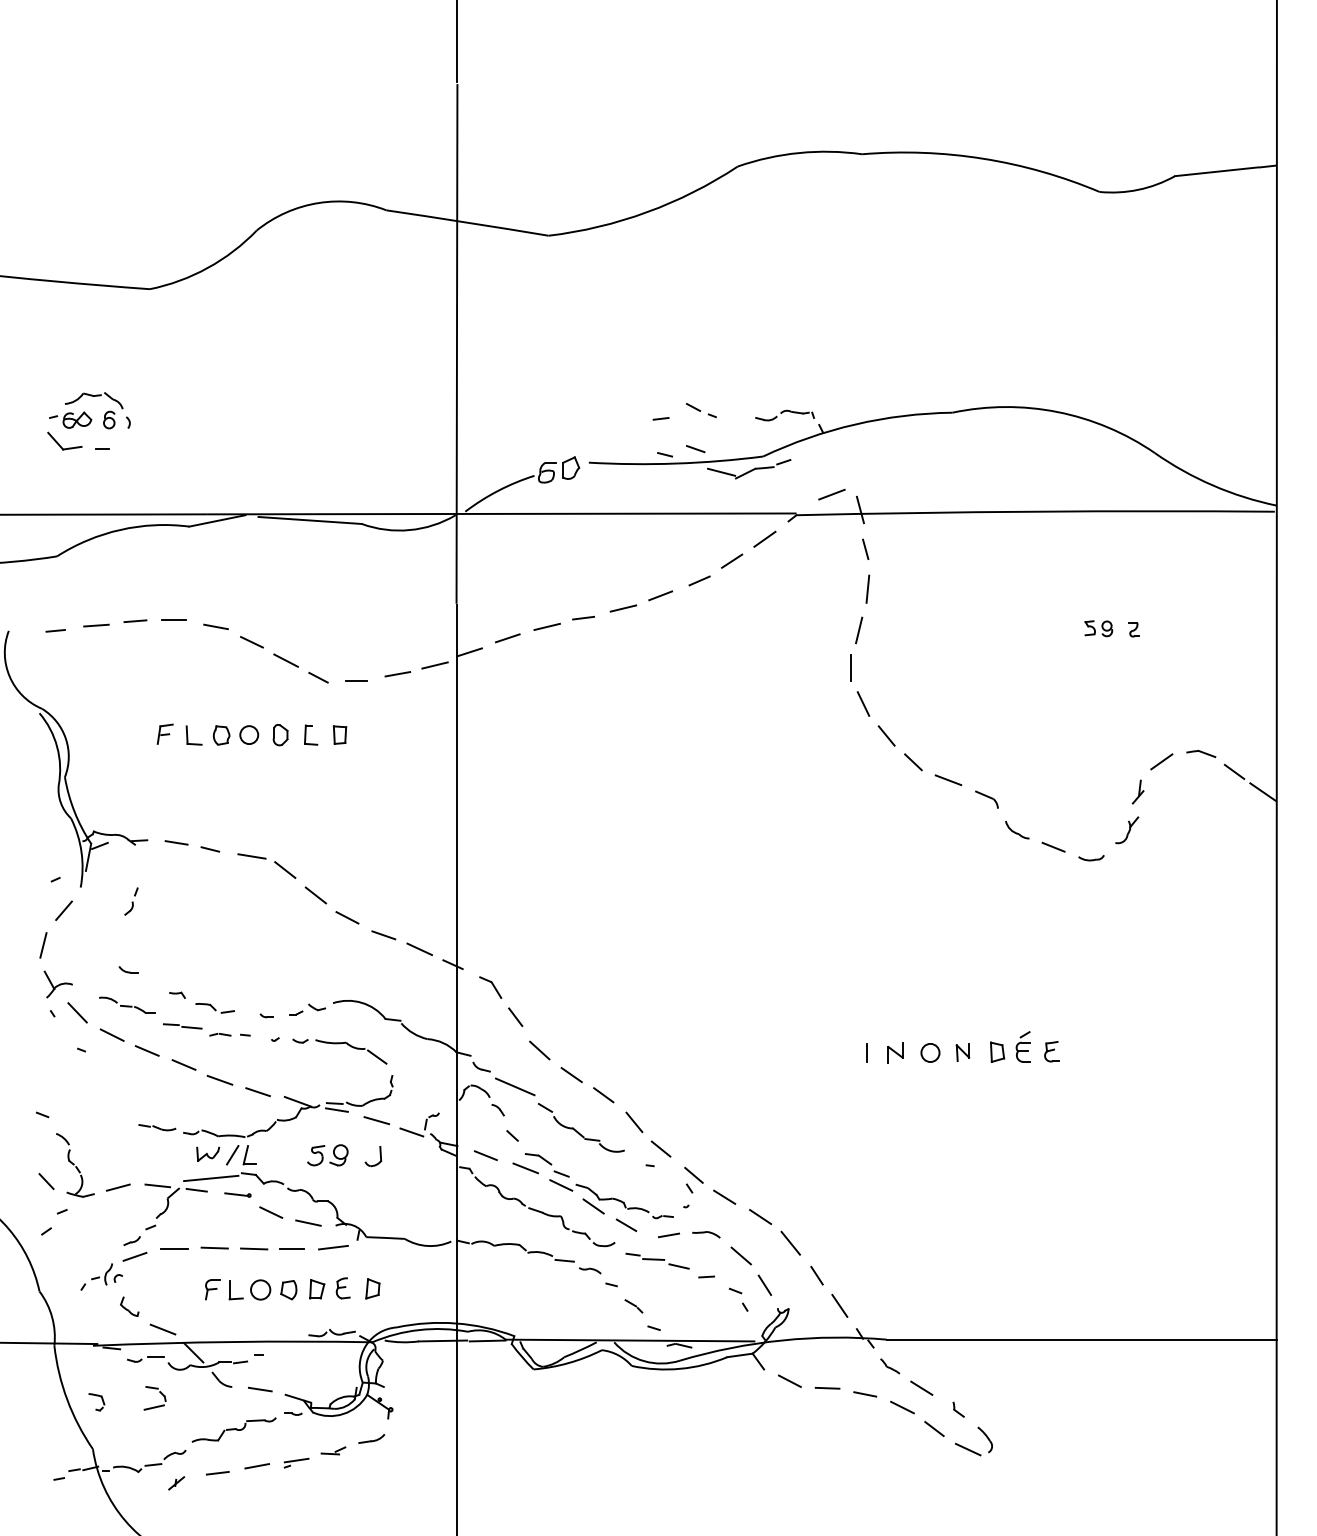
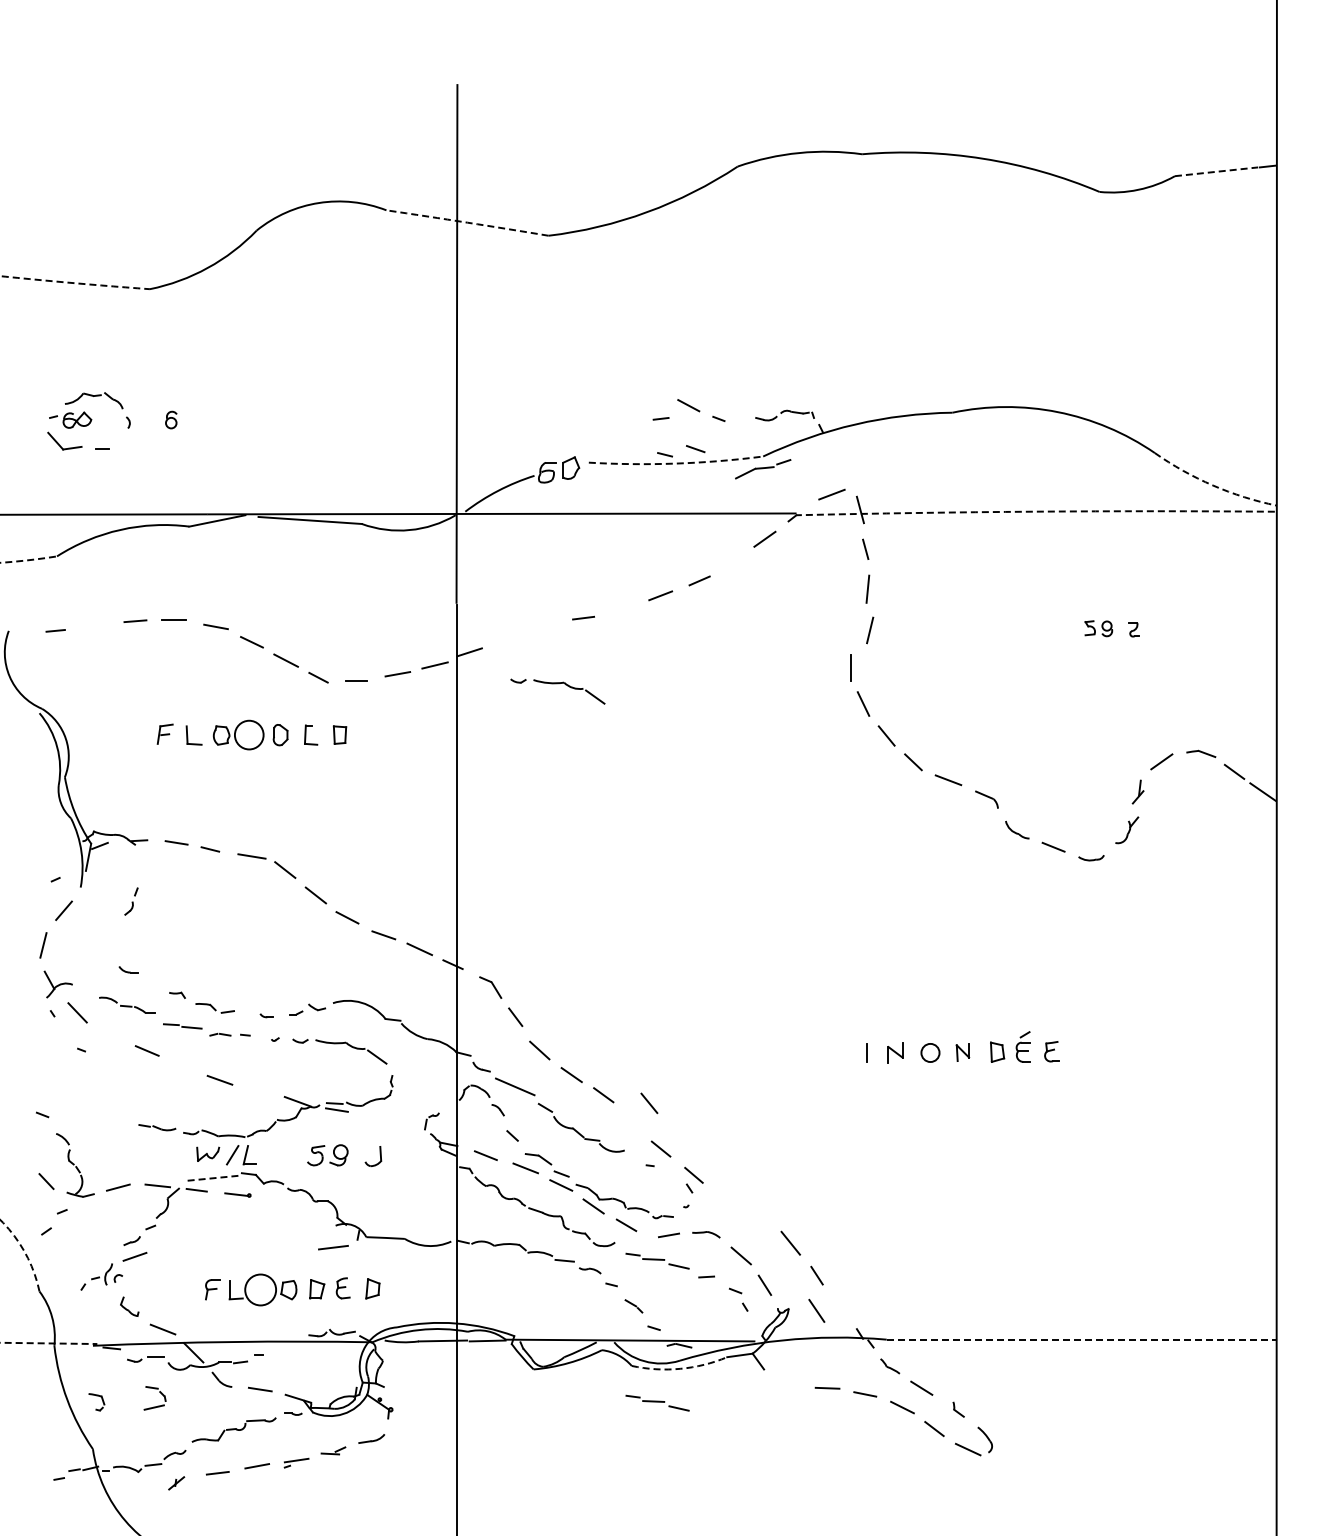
line: present -> none (457, 42)
line: solid -> dashed (1216, 171)
arc: solid -> dashed (467, 222)
arc: solid -> dashed (74, 283)
part size: 31x17 px -> 49x23 px (701, 410)
part position: (109, 419) -> (171, 419) (171, 419)
arc: solid -> dashed (676, 463)
line: present -> none (721, 471)
arc: solid -> dashed (1213, 485)
arc: solid -> dashed (1035, 511)
arc: solid -> dashed (28, 560)
line: present -> none (732, 560)
line: present -> none (623, 608)
line: present -> none (96, 625)
line: present -> none (546, 626)
line position: (859, 630) -> (870, 630) (870, 630)
line: present -> none (507, 638)
part: none -> present (557, 684)
circle diameter: 18 px -> 29 px (248, 734)
line: present -> none (111, 1034)
line: present -> none (183, 1064)
line: present -> none (257, 1092)
line: present -> none (376, 1120)
line position: (634, 1122) -> (649, 1103) (649, 1103)
line: present -> none (411, 1132)
line: solid -> dashed (210, 1178)
line: present -> none (724, 1196)
line: present -> none (271, 1212)
line: present -> none (760, 1217)
line: present -> none (308, 1222)
line: present -> none (214, 1247)
line: present -> none (174, 1248)
line: present -> none (254, 1248)
line: present -> none (291, 1249)
arc: solid -> dashed (24, 1252)
circle diameter: 19 px -> 31 px (260, 1289)
line position: (839, 1305) -> (816, 1310) (816, 1310)
line: solid -> dashed (1082, 1339)
line: solid -> dashed (49, 1343)
arc: solid -> dashed (680, 1368)
line: present -> none (789, 1380)
part: none -> present (657, 1402)
